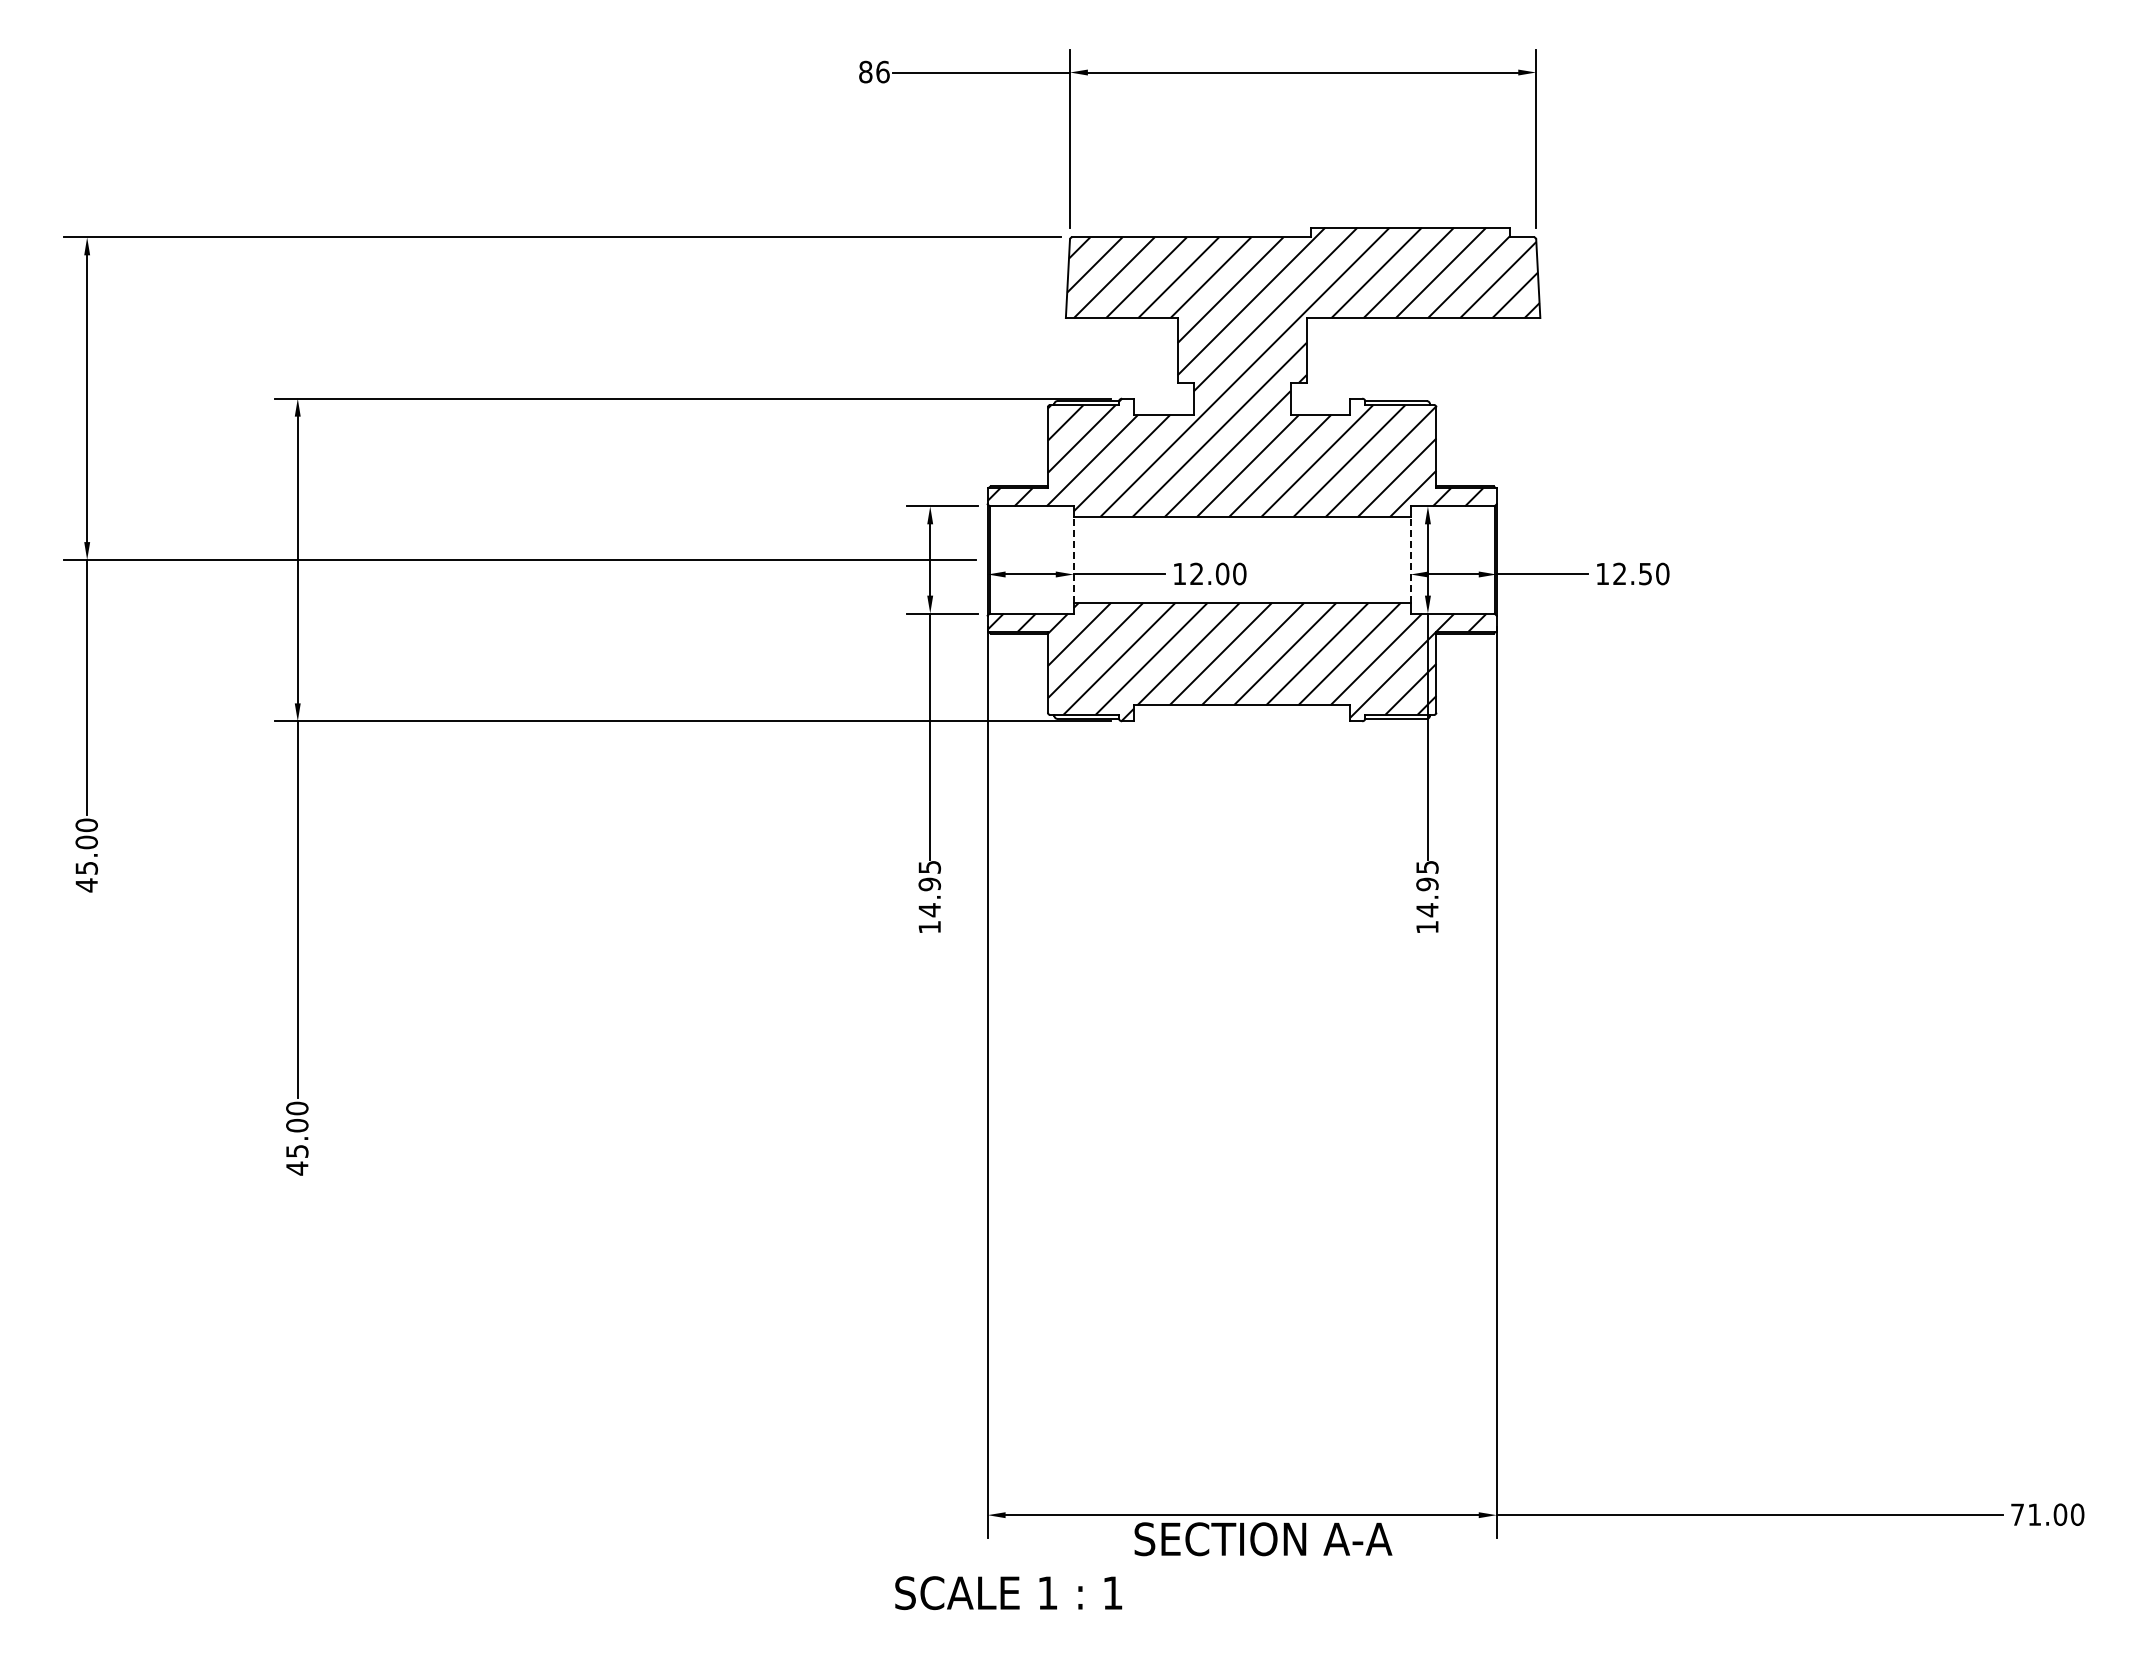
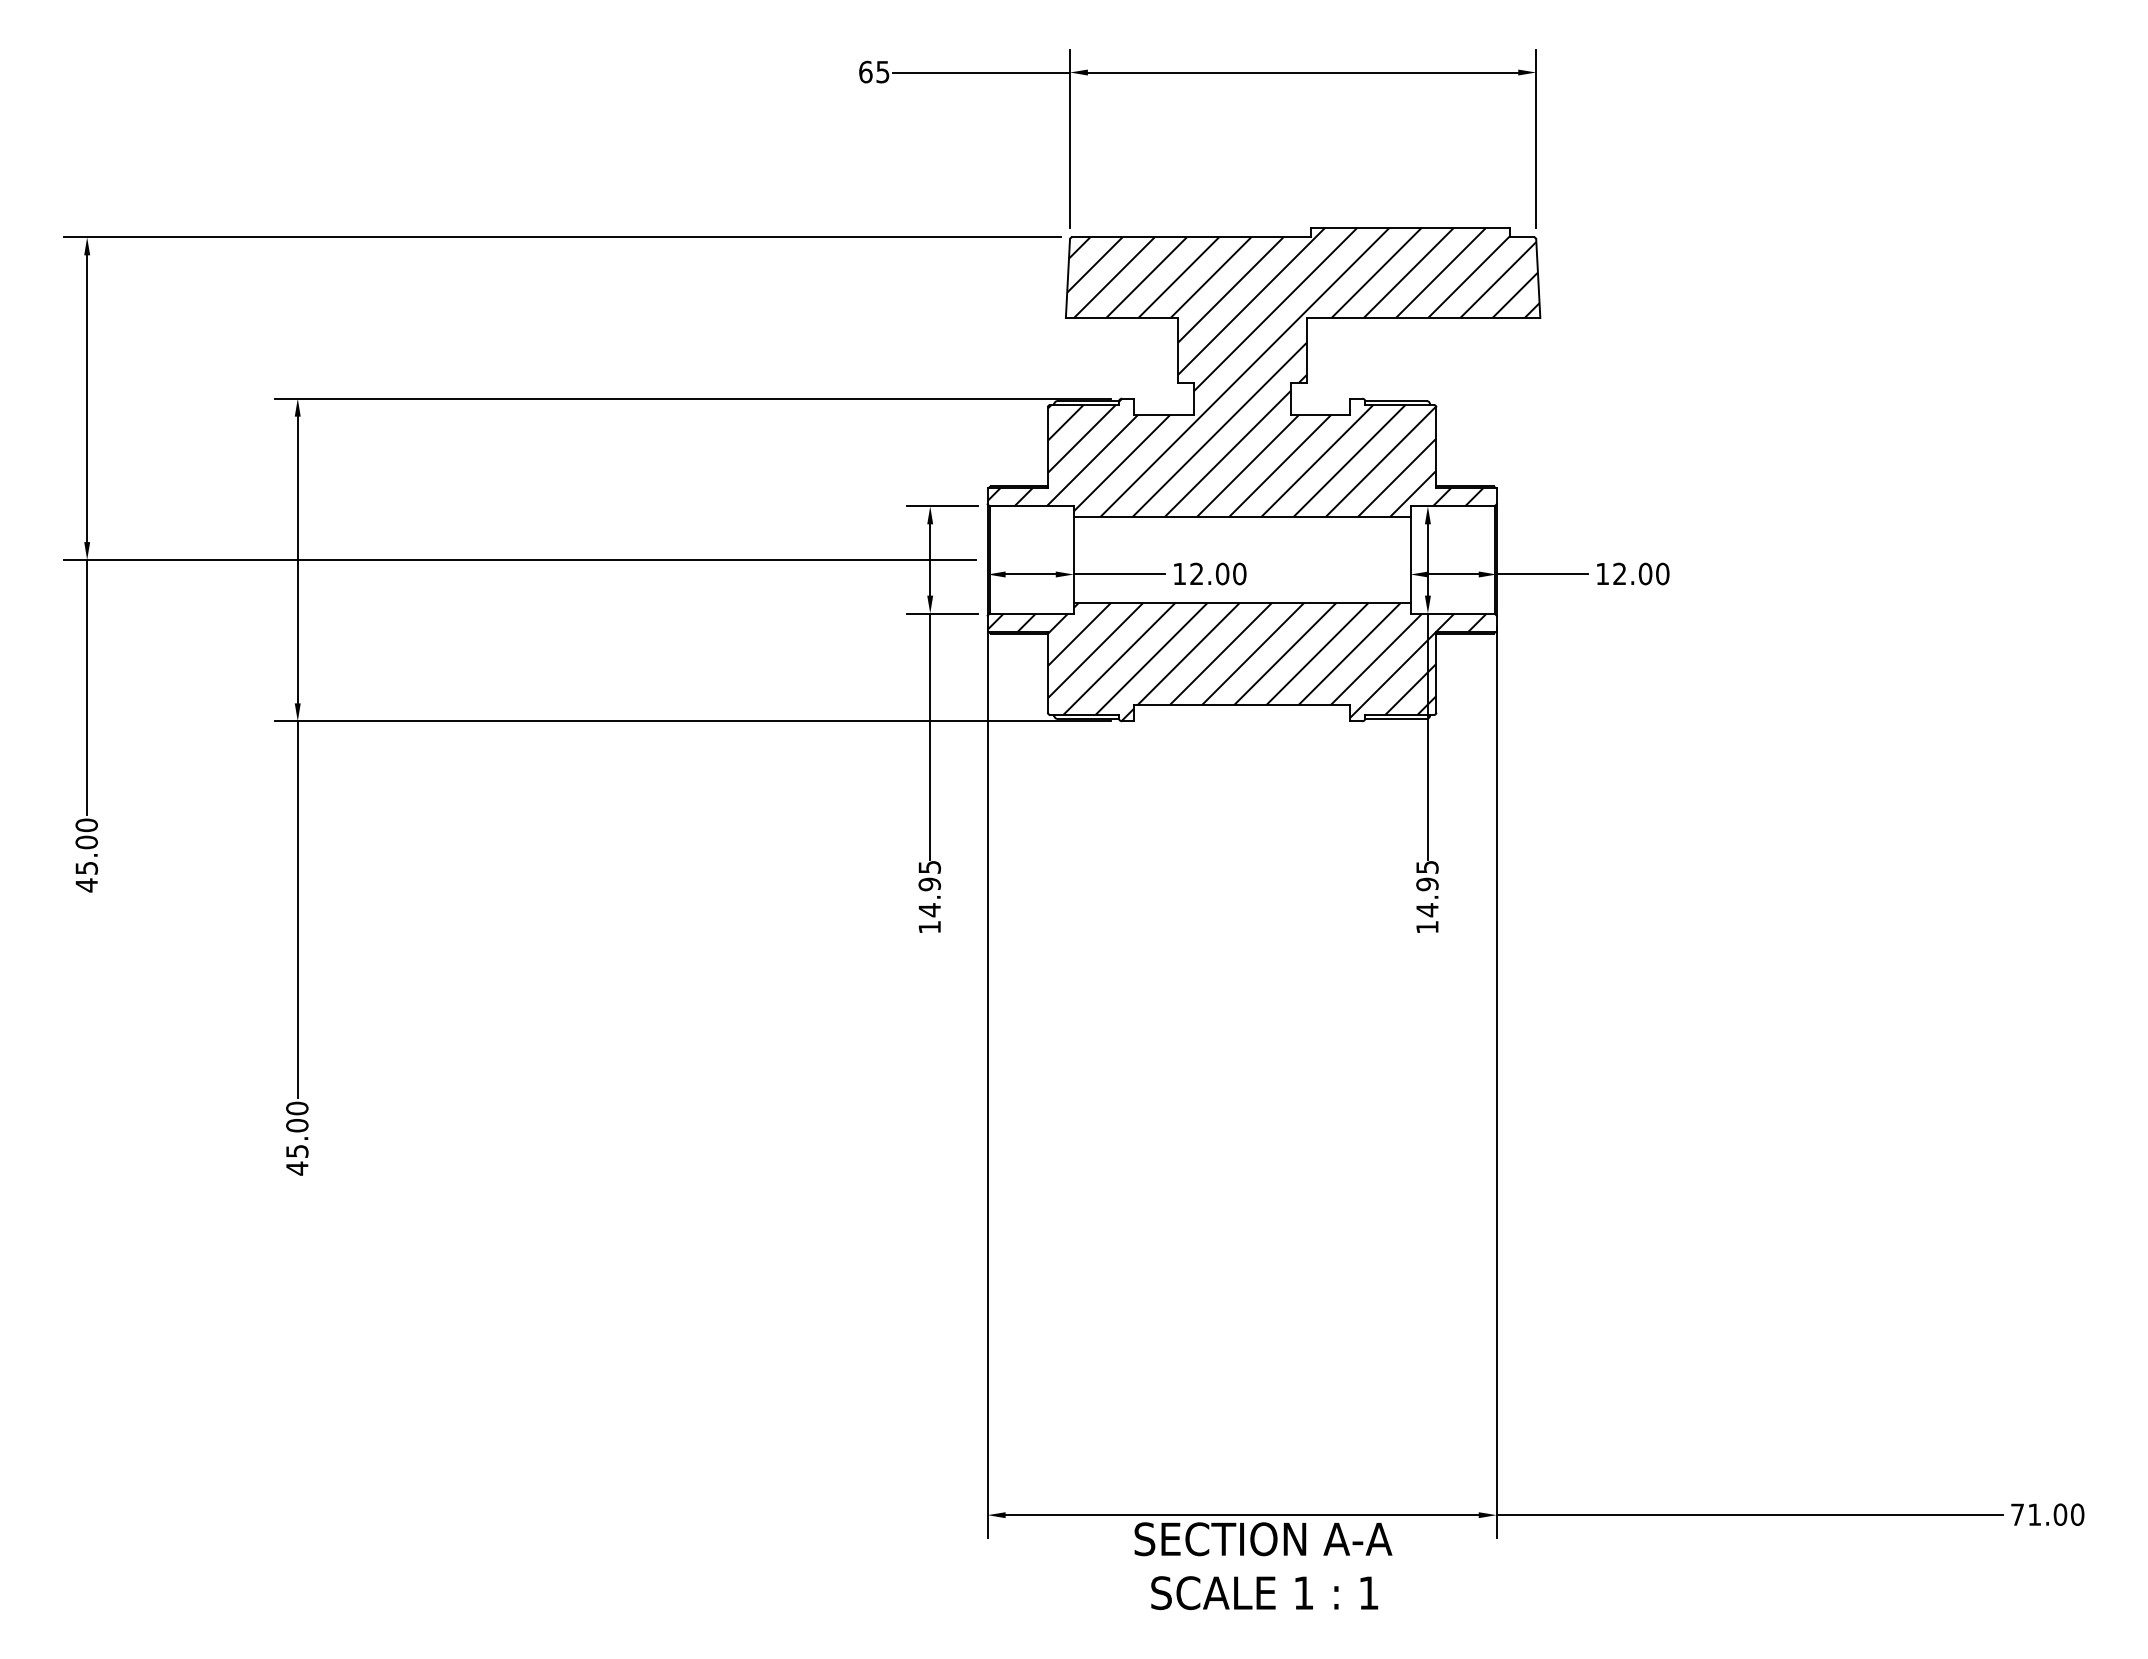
text: 86 -> 65 (874, 71)
line: dashed -> solid (1073, 560)
line: dashed -> solid (1410, 560)
text: 12.50 -> 12.00 (1645, 573)
text position: (1008, 1593) -> (1264, 1593) (1264, 1593)
